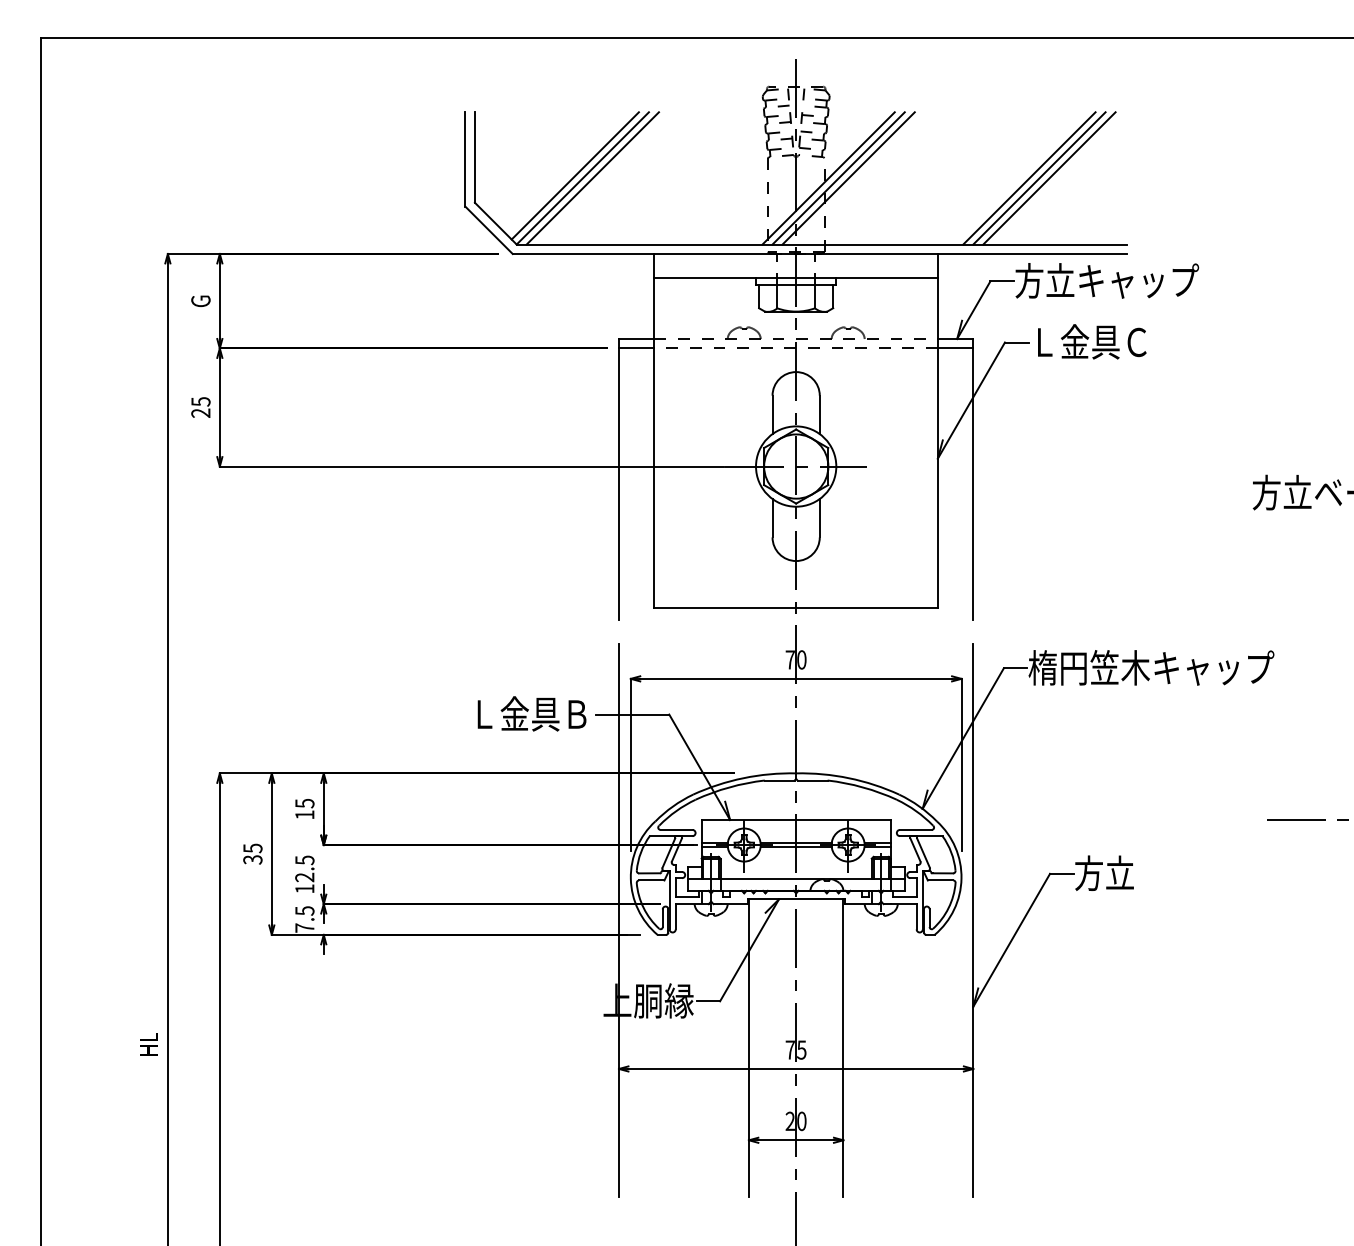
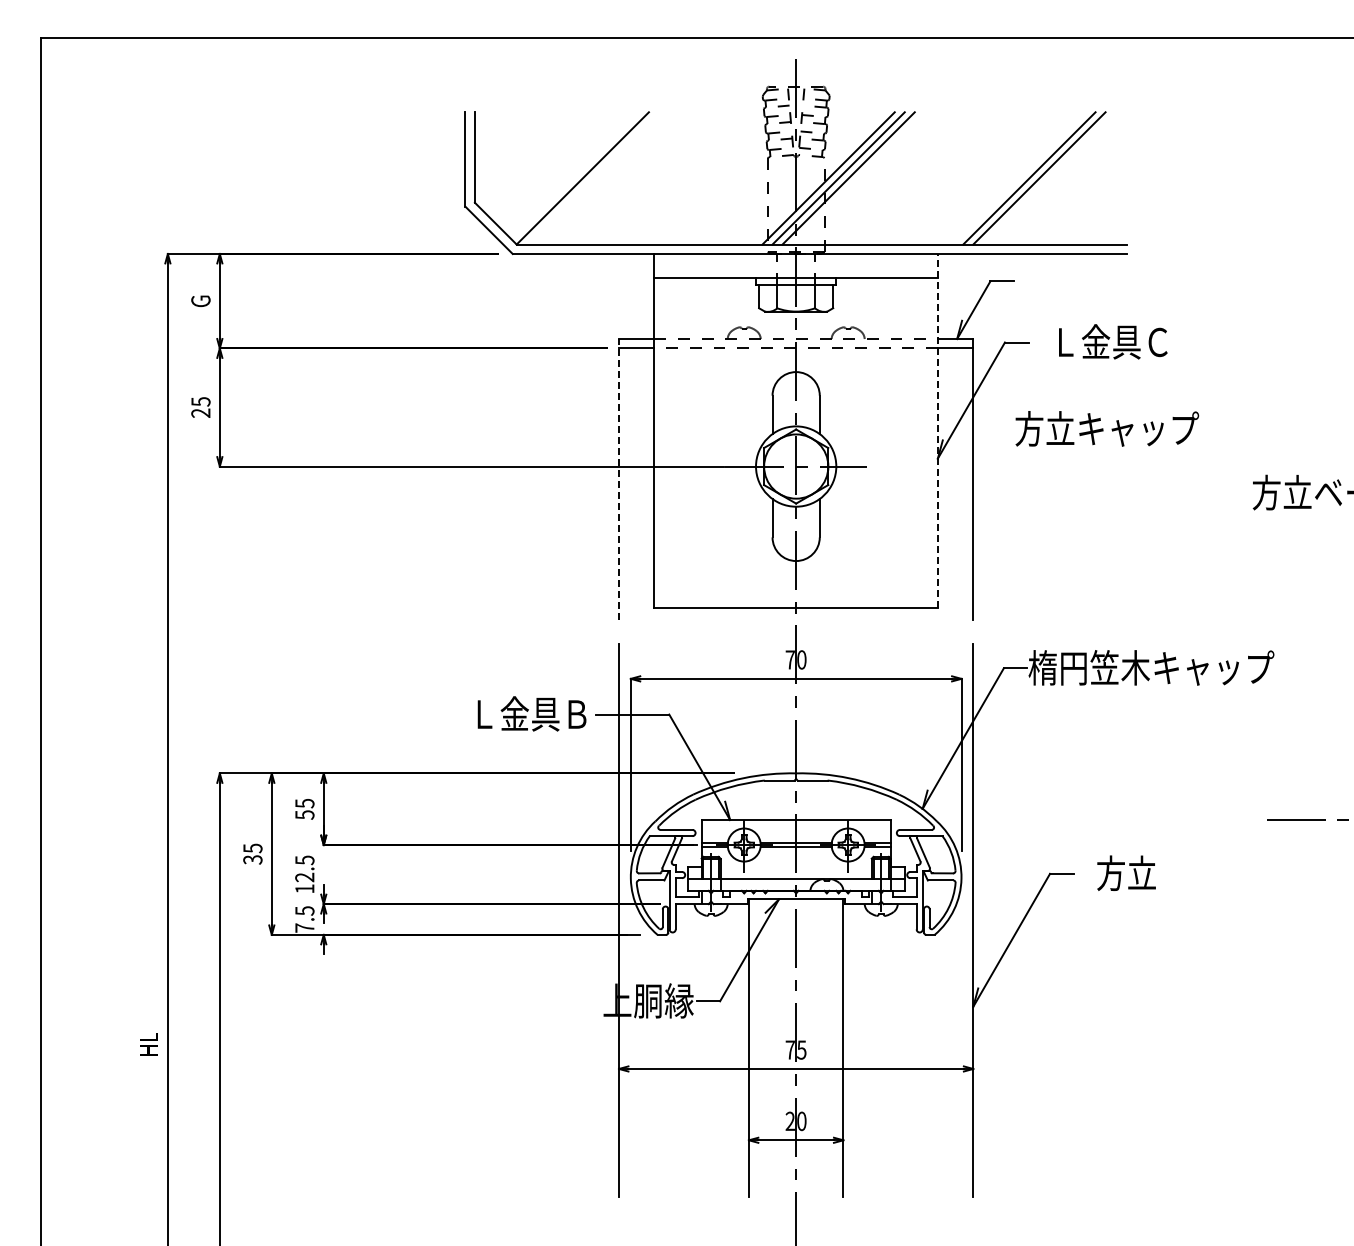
line: present -> none (574, 175)
line: present -> none (592, 178)
line: present -> none (1049, 178)
text position: (1107, 280) -> (1107, 428) (1107, 428)
text position: (1092, 341) -> (1113, 341) (1113, 341)
line: solid -> dashed (937, 430)
line: solid -> dashed (619, 479)
text: 15 -> 55 (304, 814)
text position: (1104, 872) -> (1126, 872) (1126, 872)
